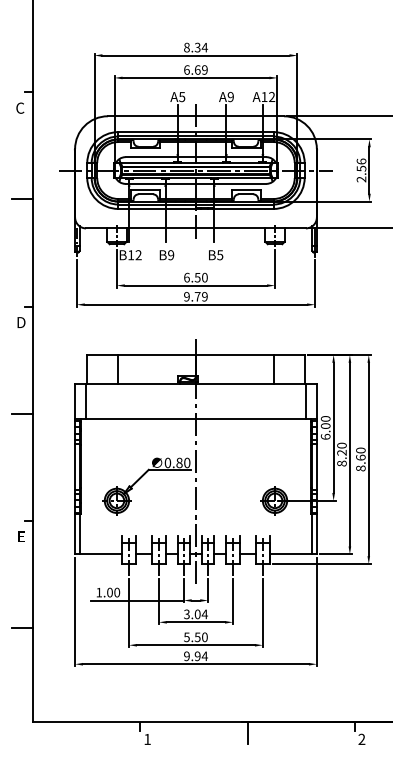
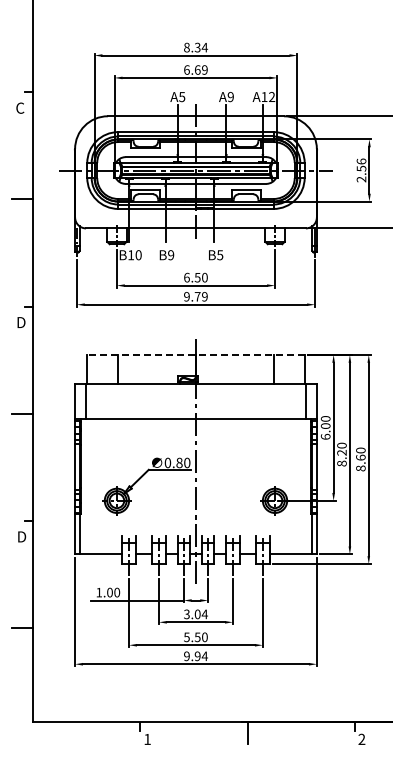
text: B12 -> B10 (138, 255)
line: solid -> dashed (195, 354)
text: E -> D (22, 536)
